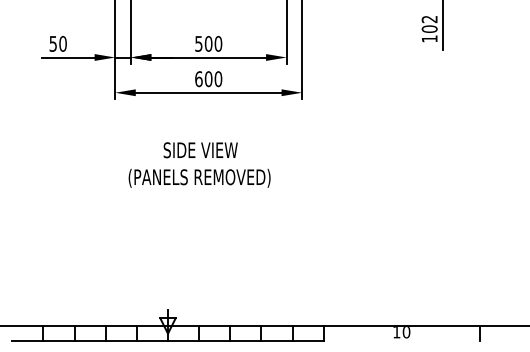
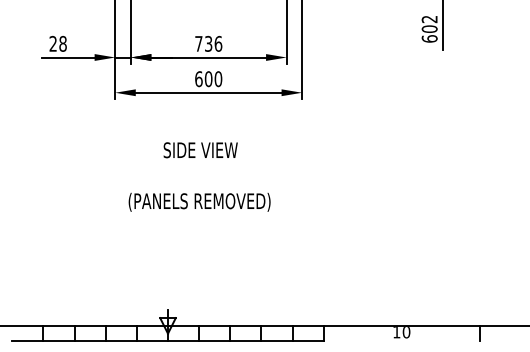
text: 102 -> 602 (429, 38)
text: 50 -> 28 (57, 43)
text: 500 -> 736 (208, 43)
text position: (199, 177) -> (199, 201) (199, 201)
